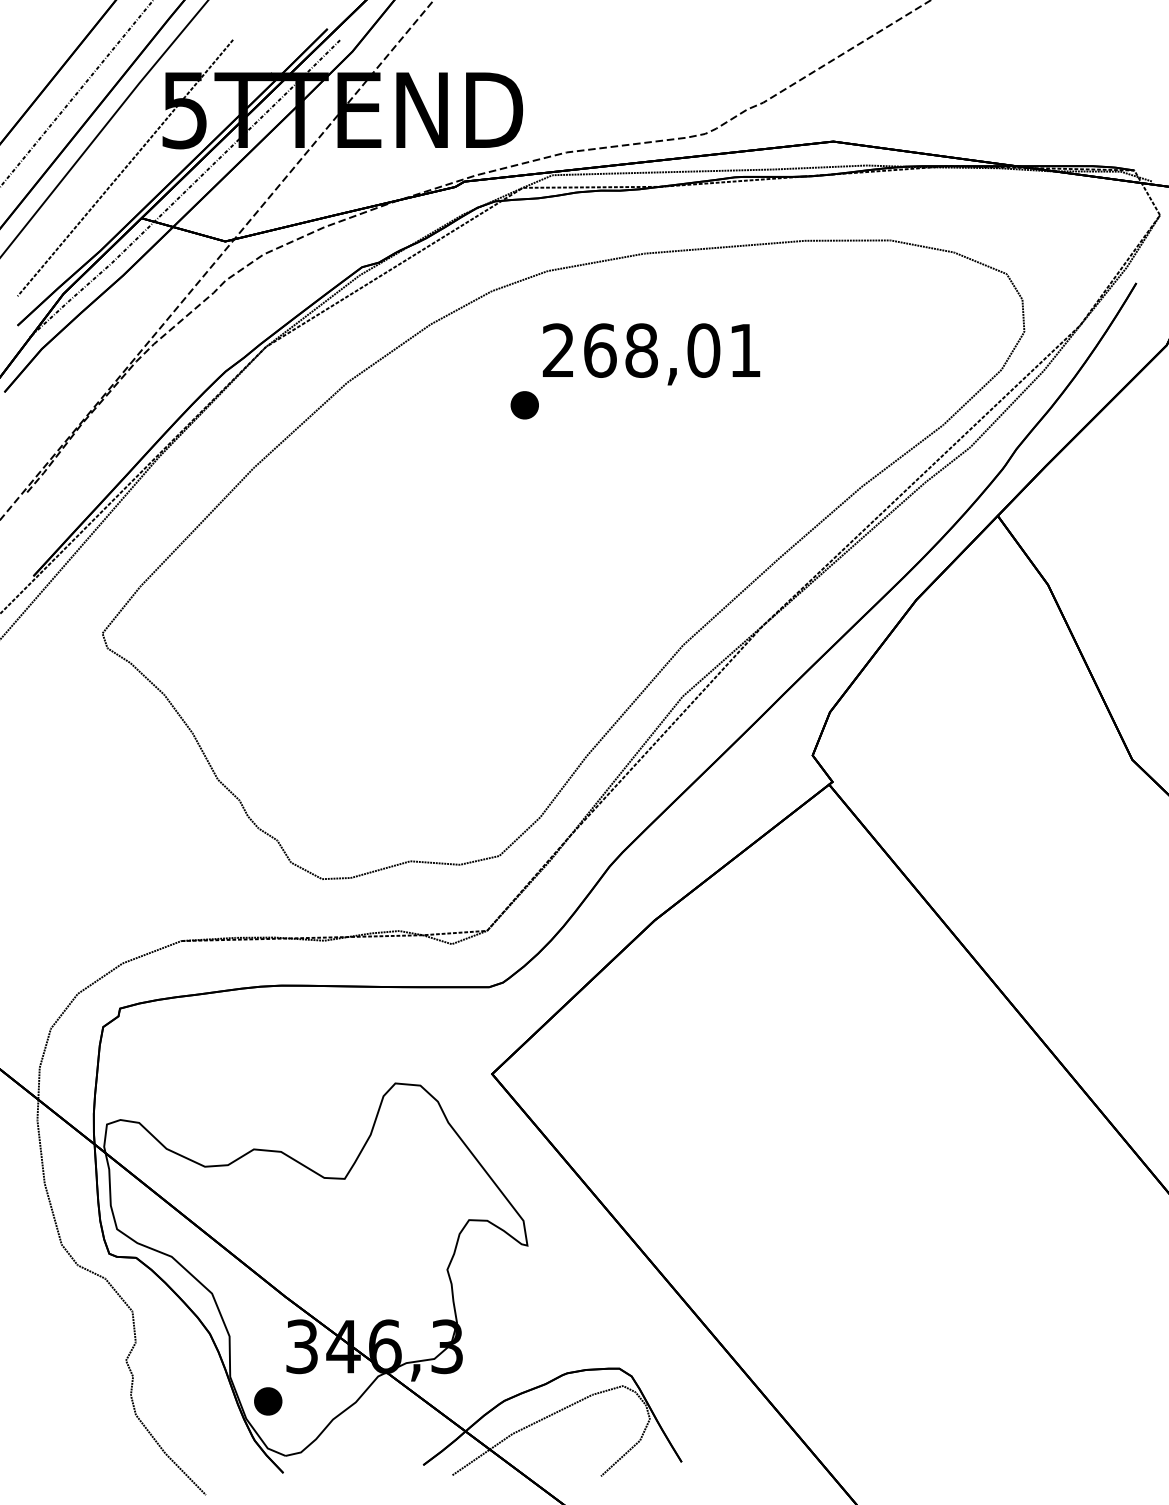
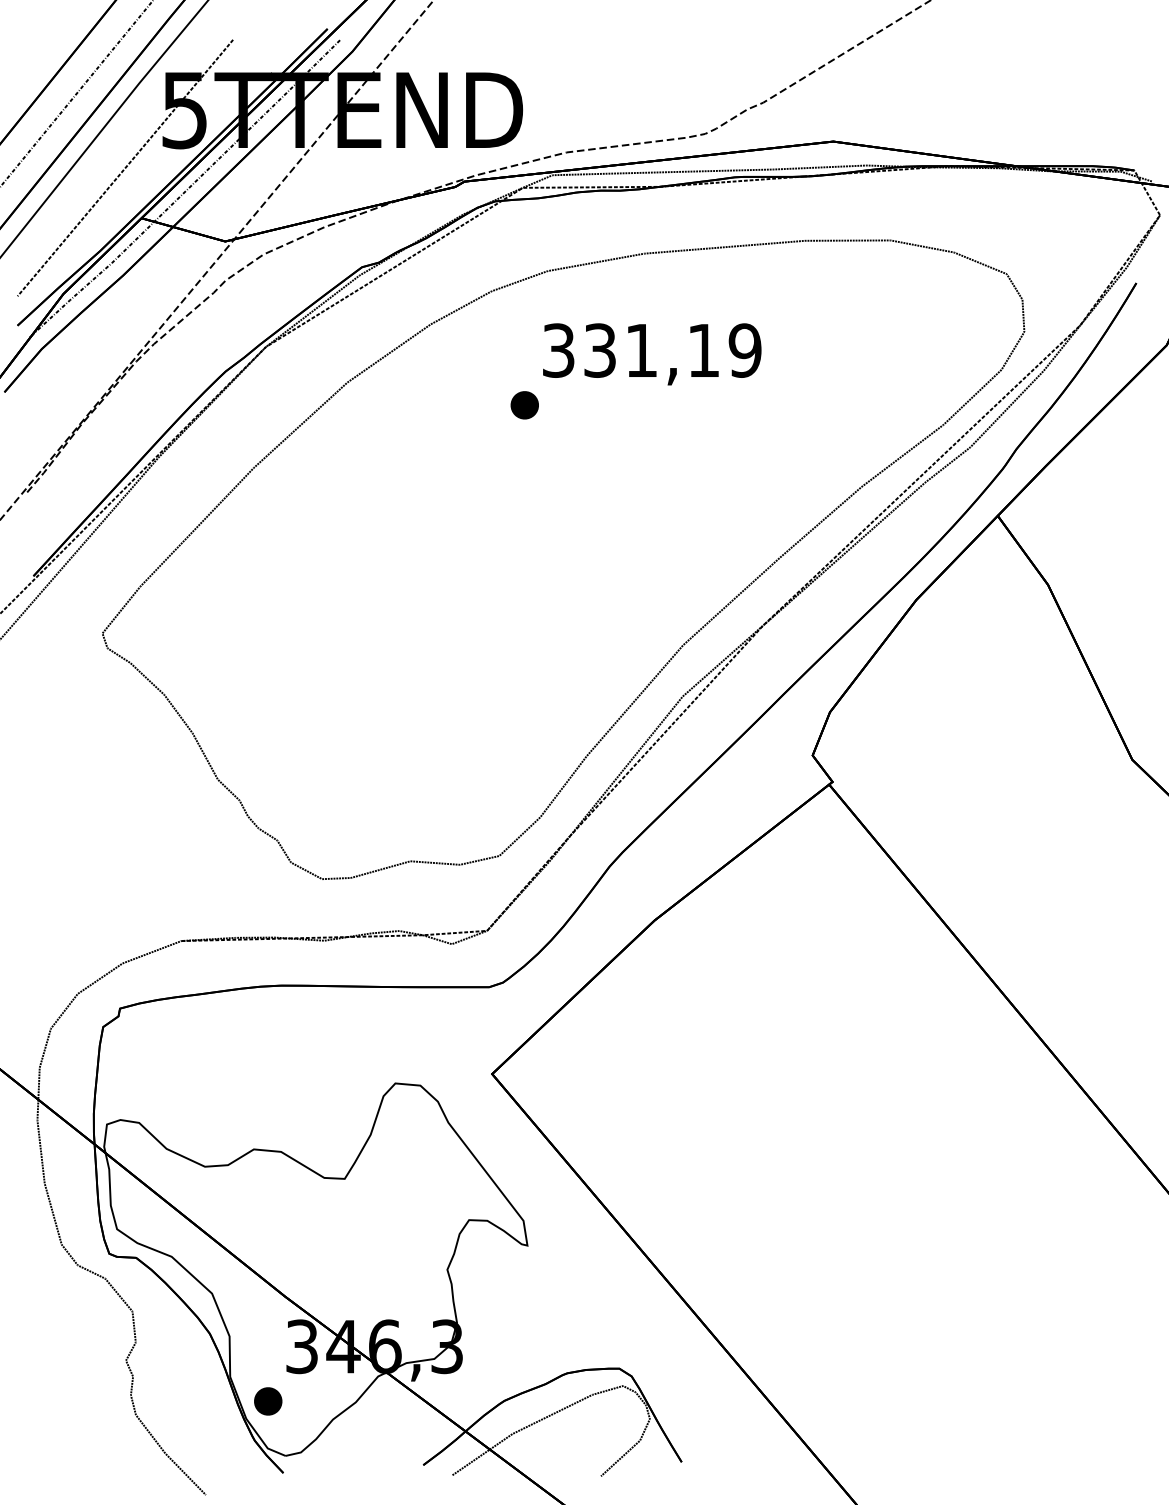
text: 268,01 -> 331,19 (651, 350)
